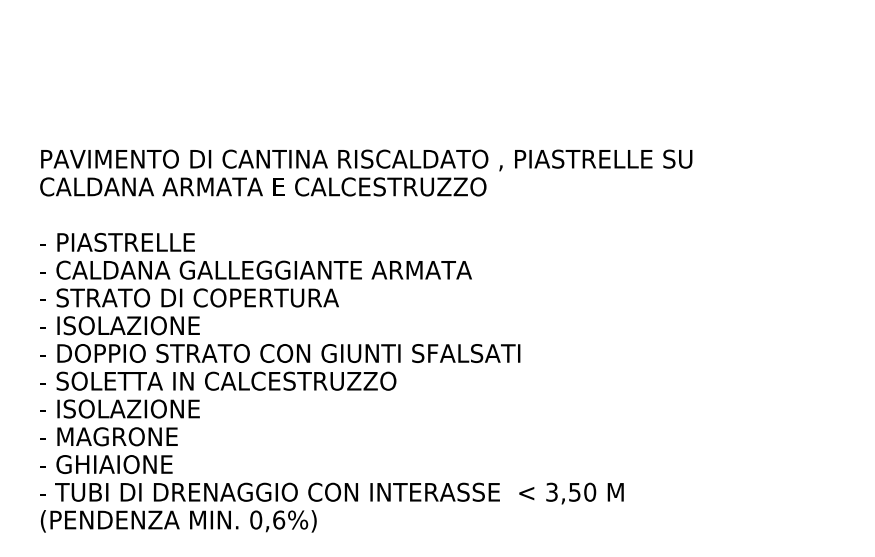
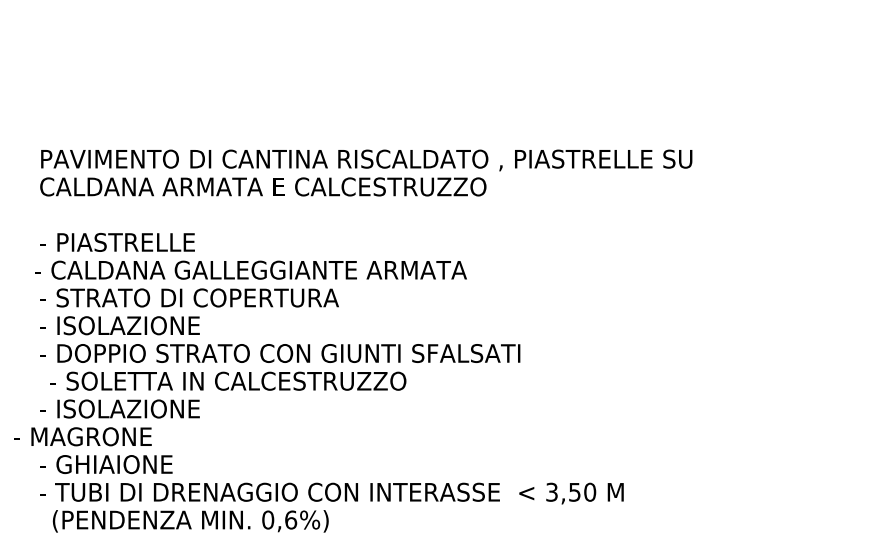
text position: (255, 269) -> (250, 269) (250, 269)
text position: (218, 380) -> (228, 380) (228, 380)
text position: (108, 436) -> (82, 436) (82, 436)
text position: (178, 521) -> (190, 521) (190, 521)
